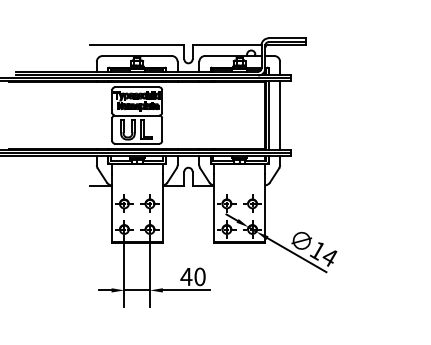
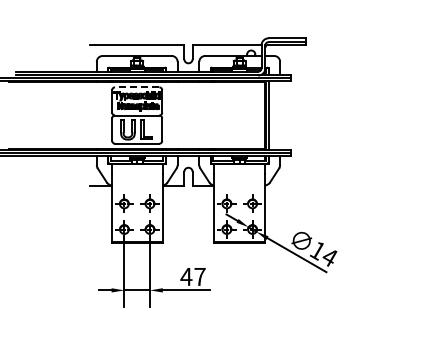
line: solid -> dashed (136, 87)
line: present -> none (280, 115)
text: 40 -> 47 (199, 276)
